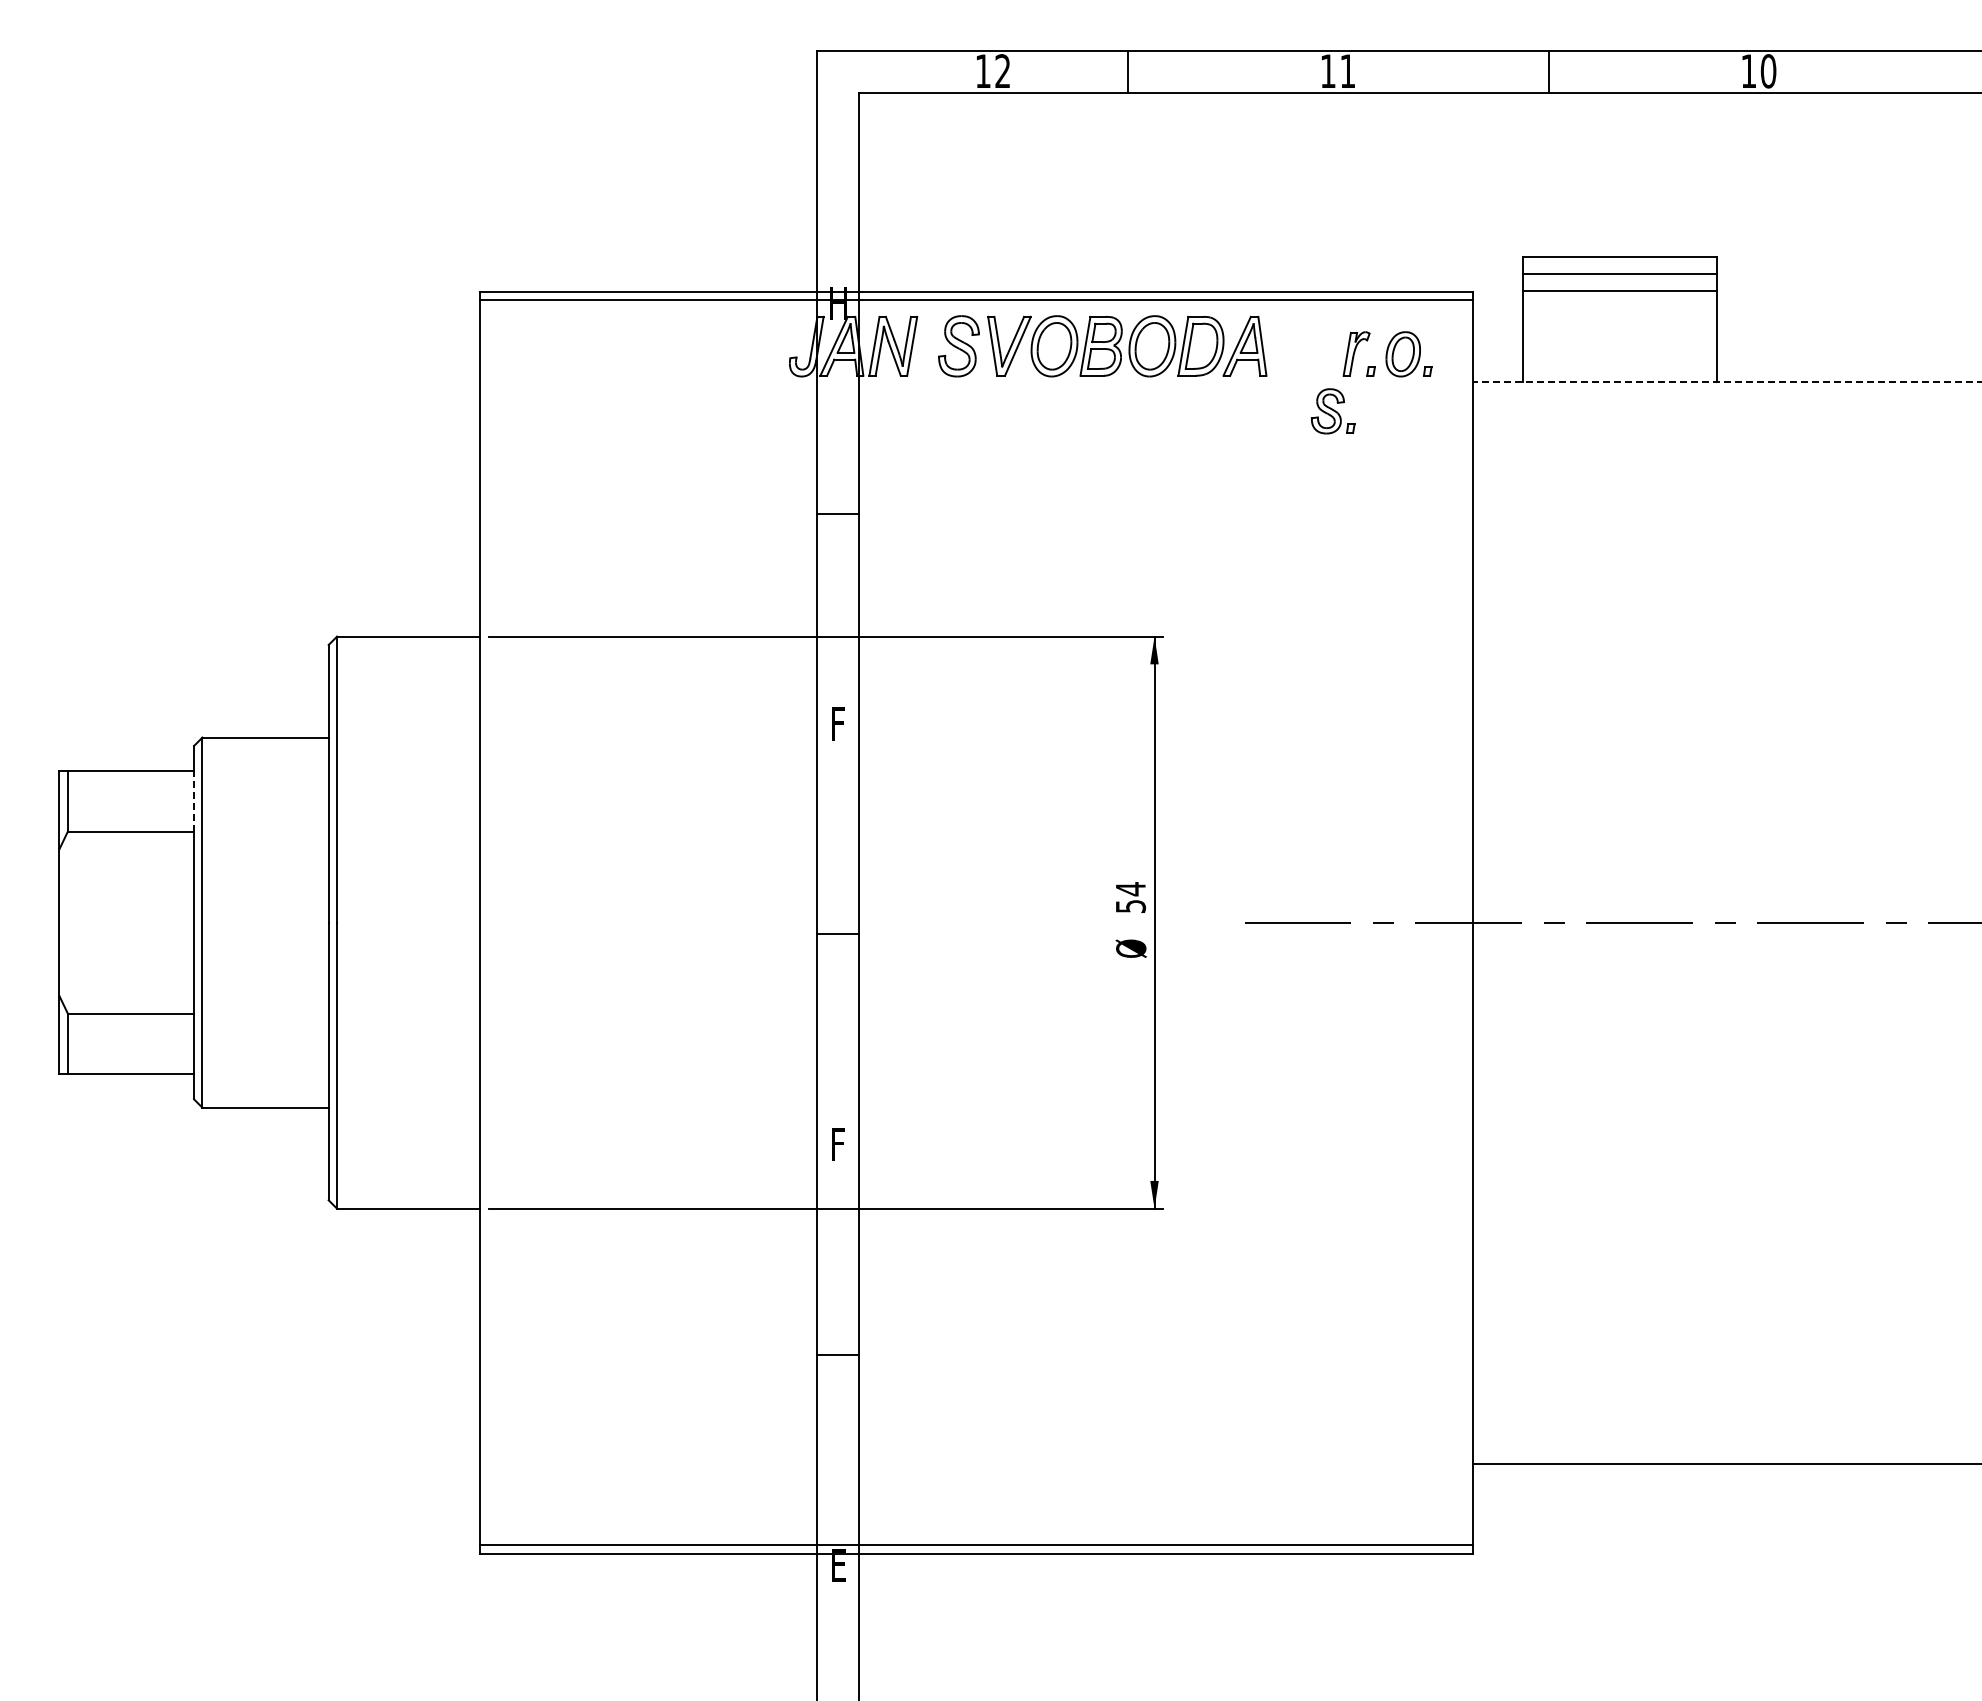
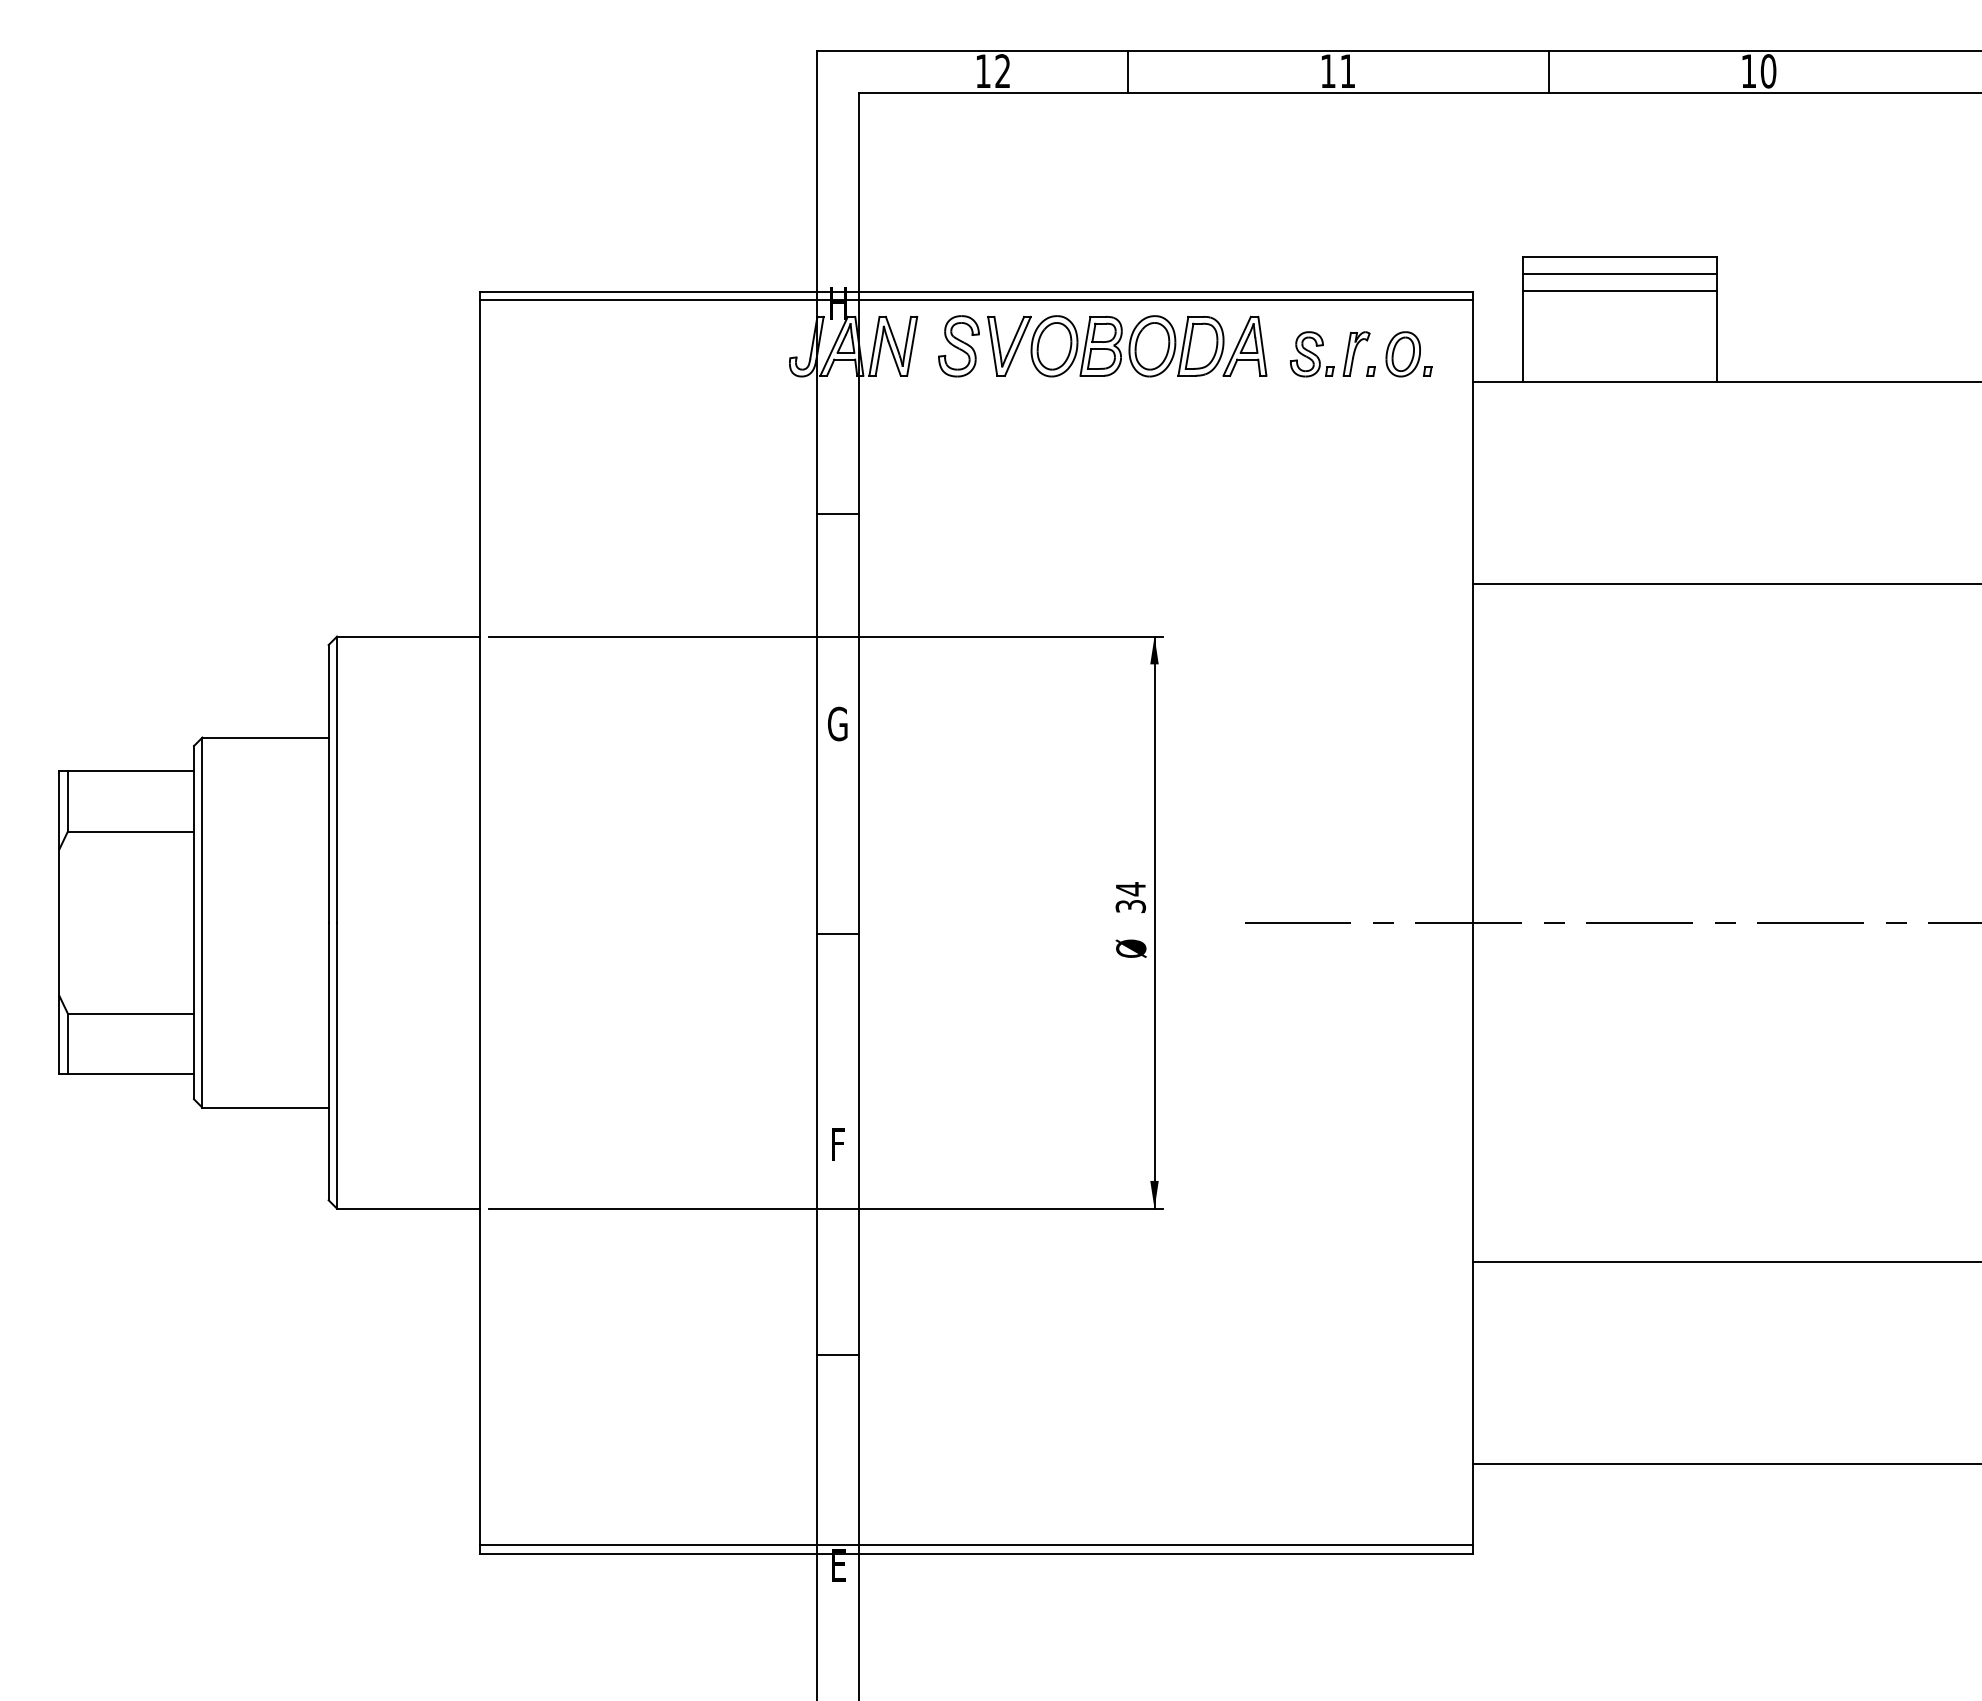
line: dashed -> solid (1726, 381)
part position: (1333, 411) -> (1312, 354) (1312, 354)
line: none -> present (1725, 583)
text: F -> G (837, 723)
line: dashed -> solid (194, 800)
text: 54 -> 34 (1130, 906)
line: none -> present (1725, 1261)
